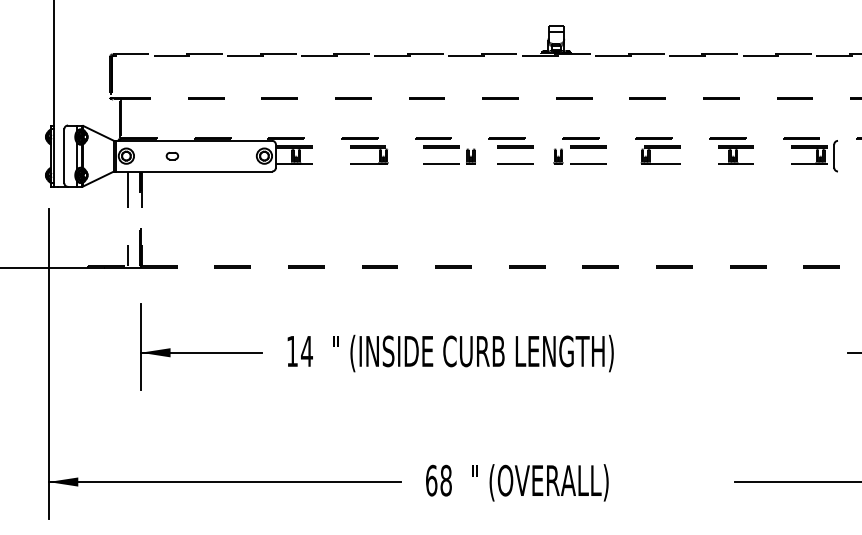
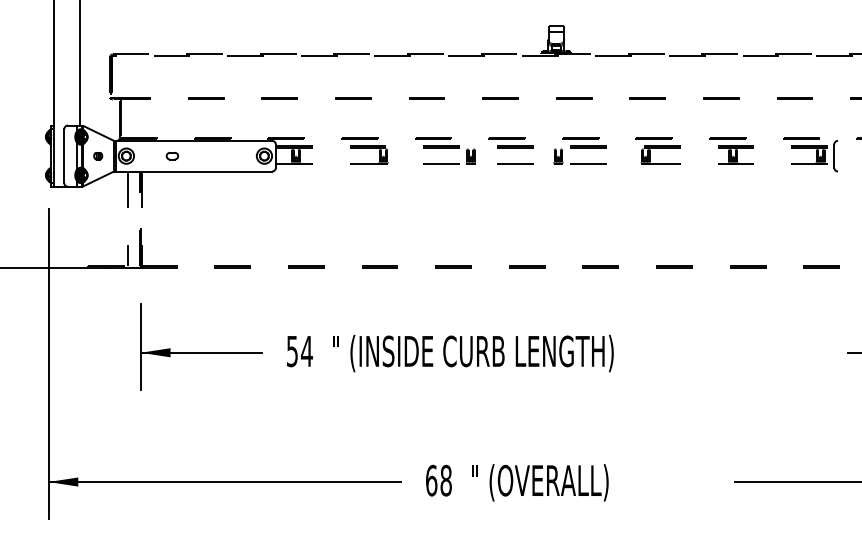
line: none -> present (79, 63)
part: none -> present (98, 156)
text: 14 -> 54 (292, 351)
